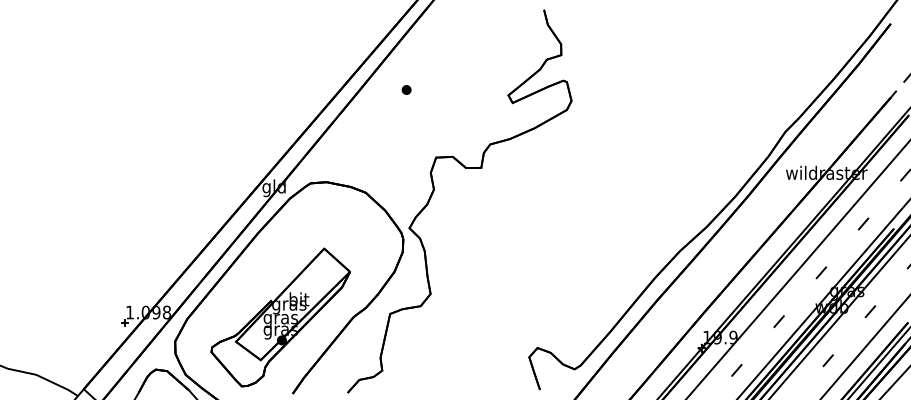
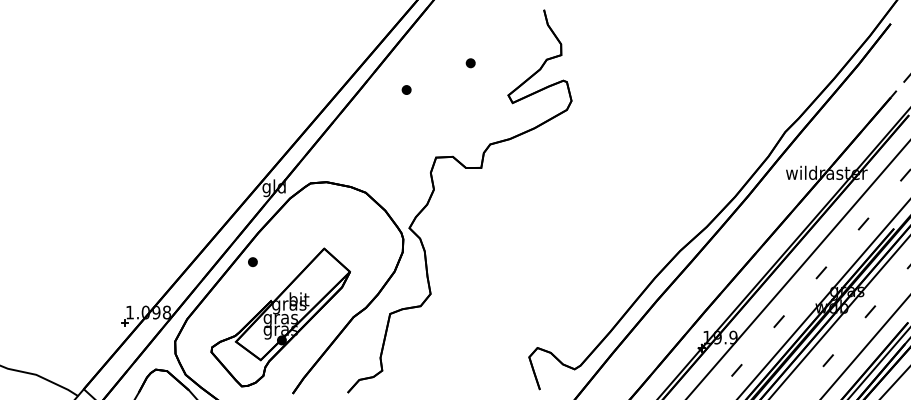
part: none -> present (470, 63)
part: none -> present (252, 262)
